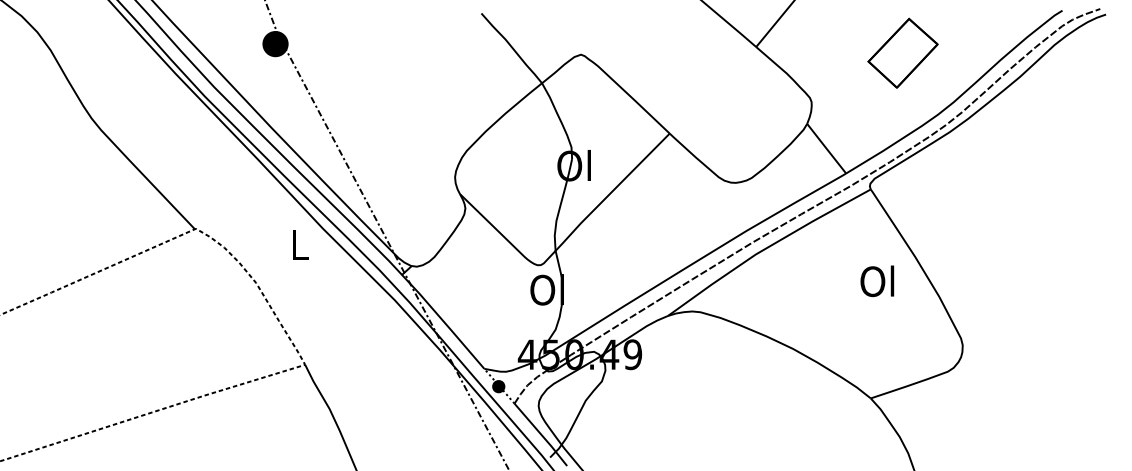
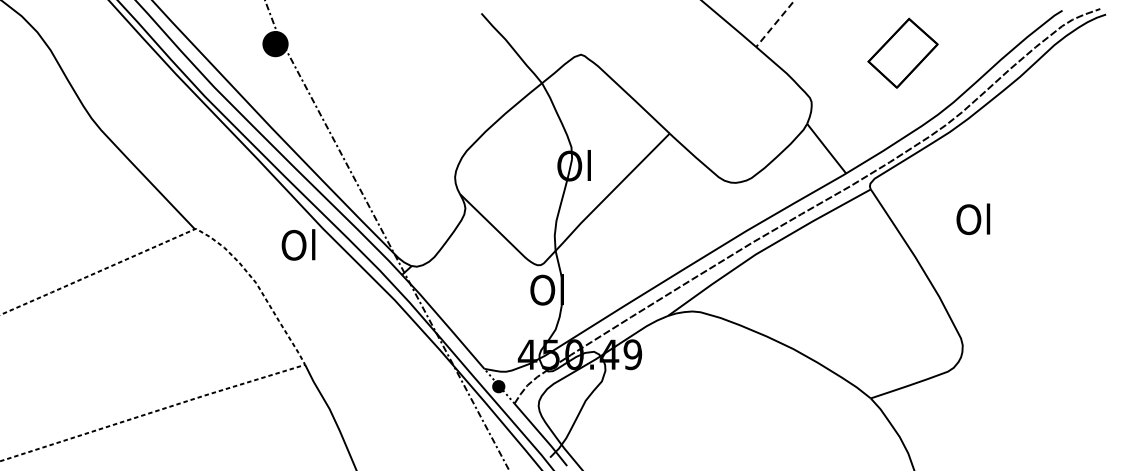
line: solid -> dashed (775, 24)
text: L -> Ol (298, 244)
text position: (877, 281) -> (973, 219) (973, 219)
